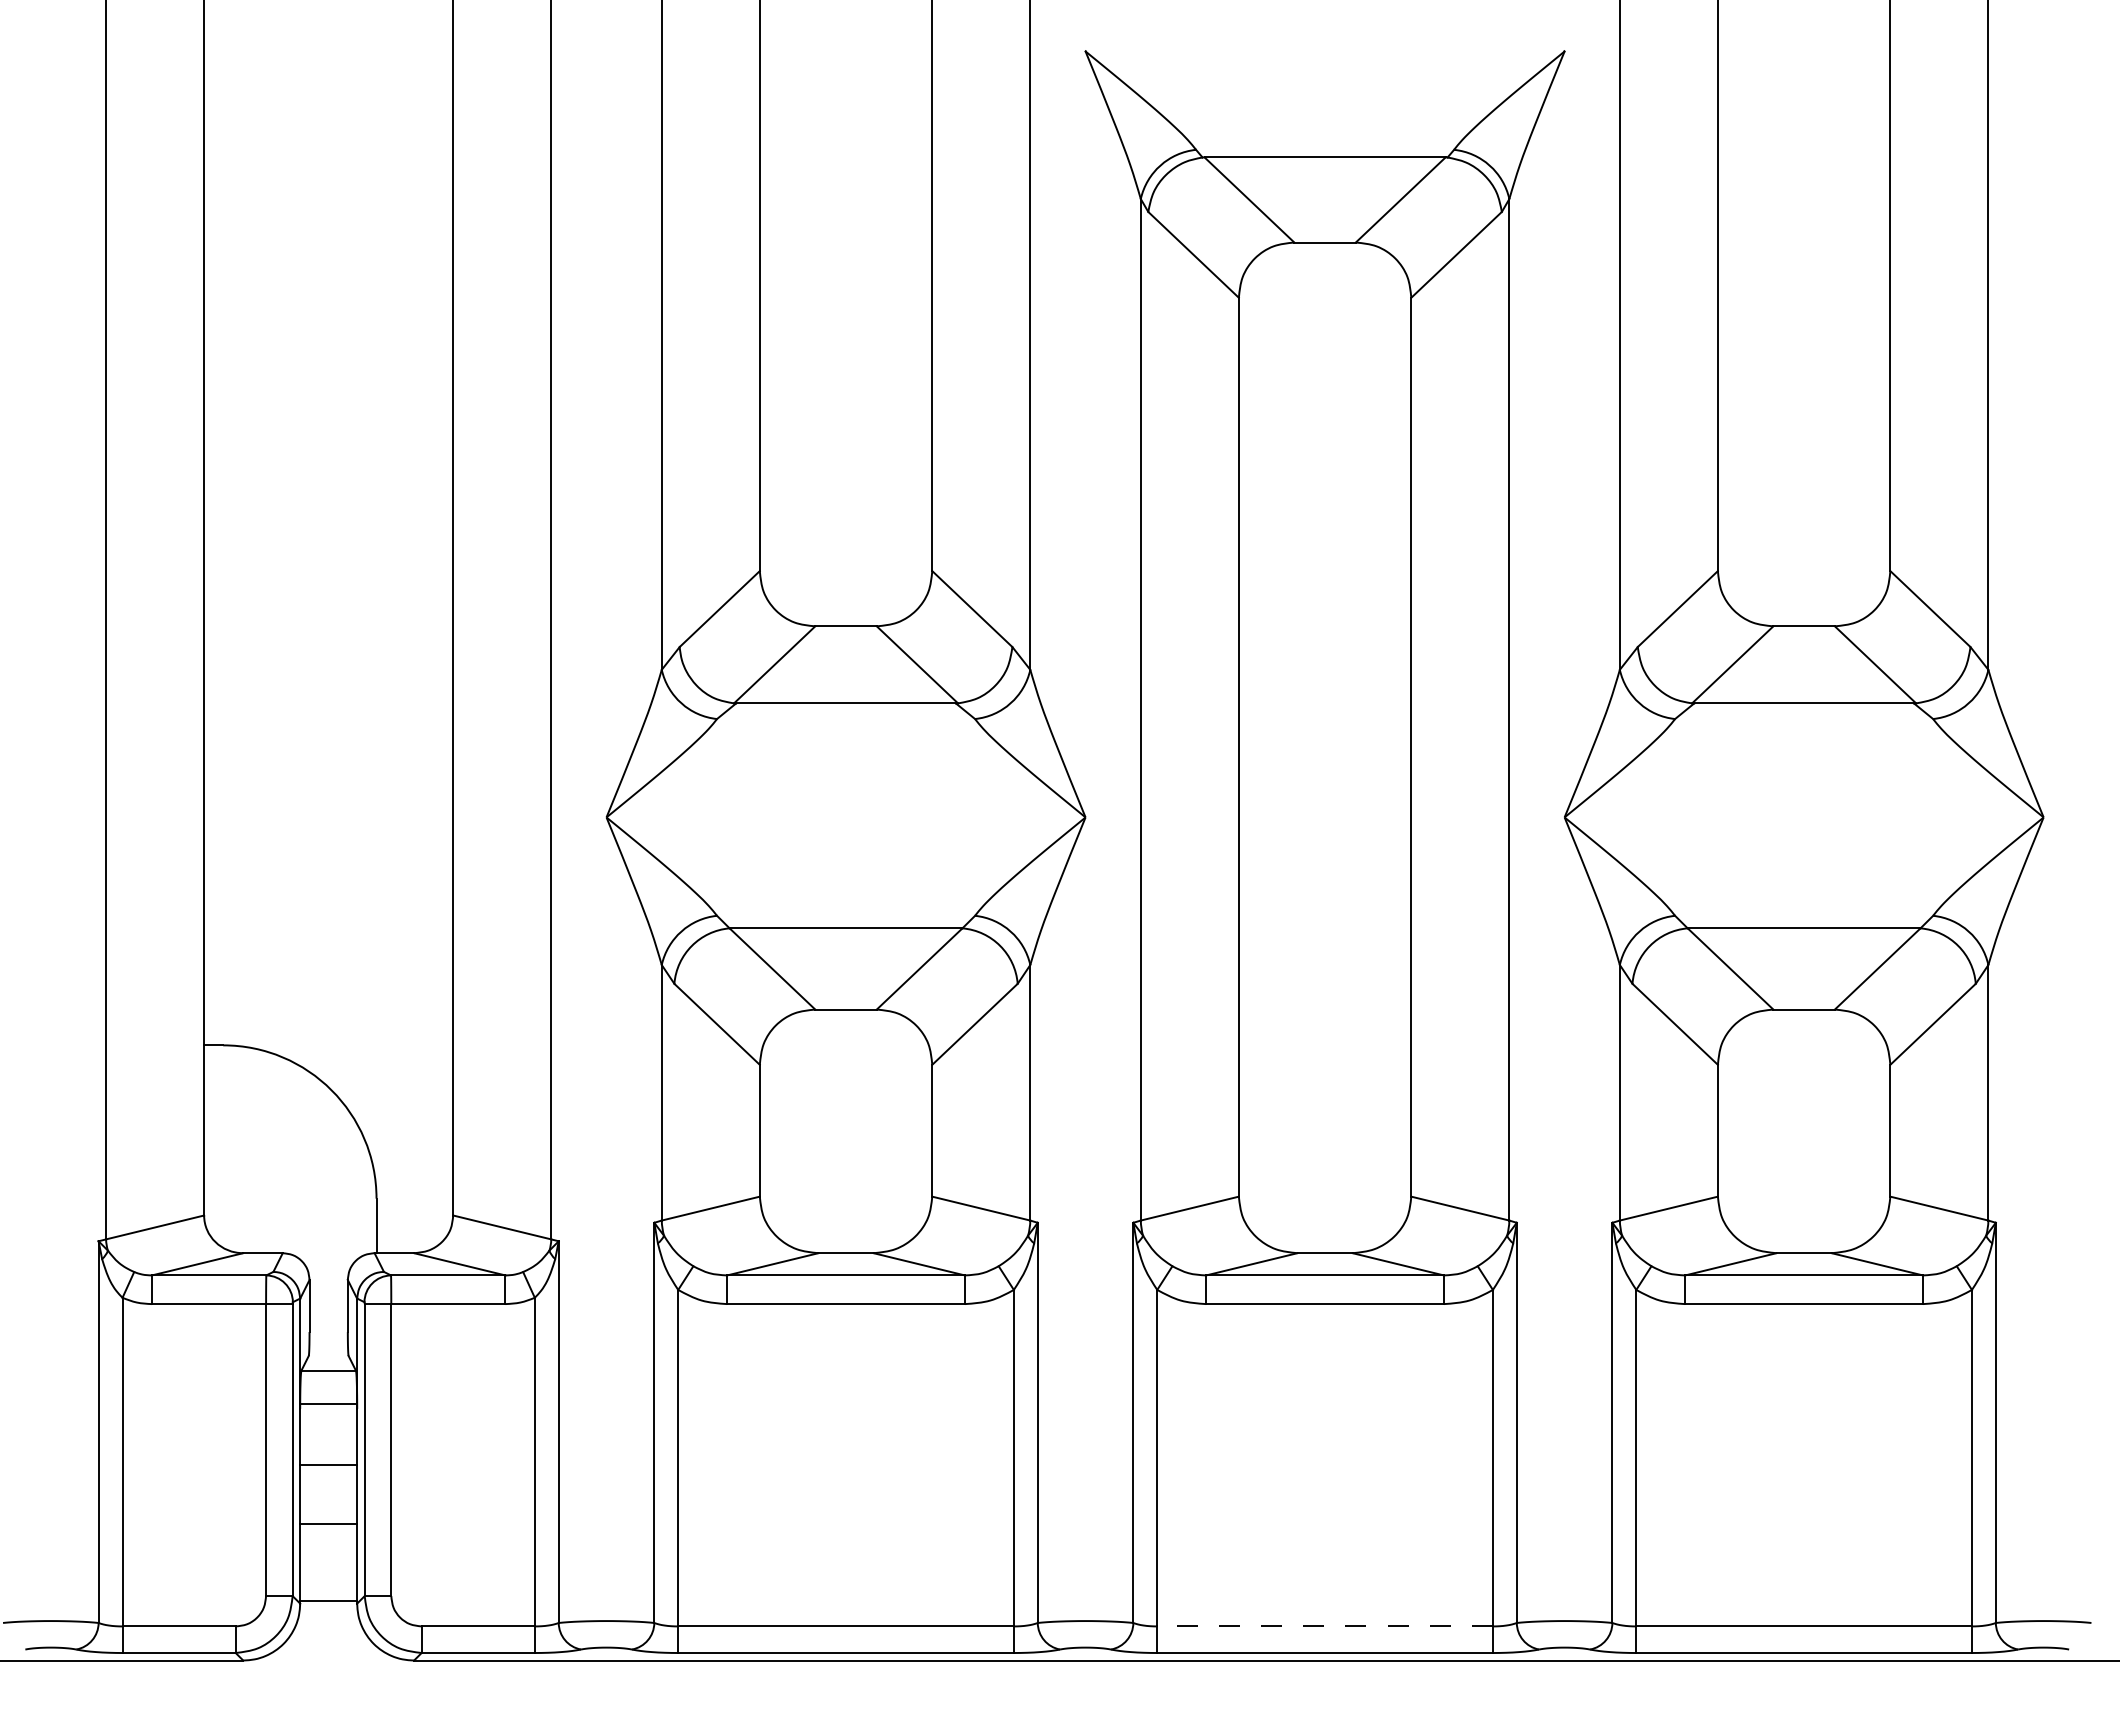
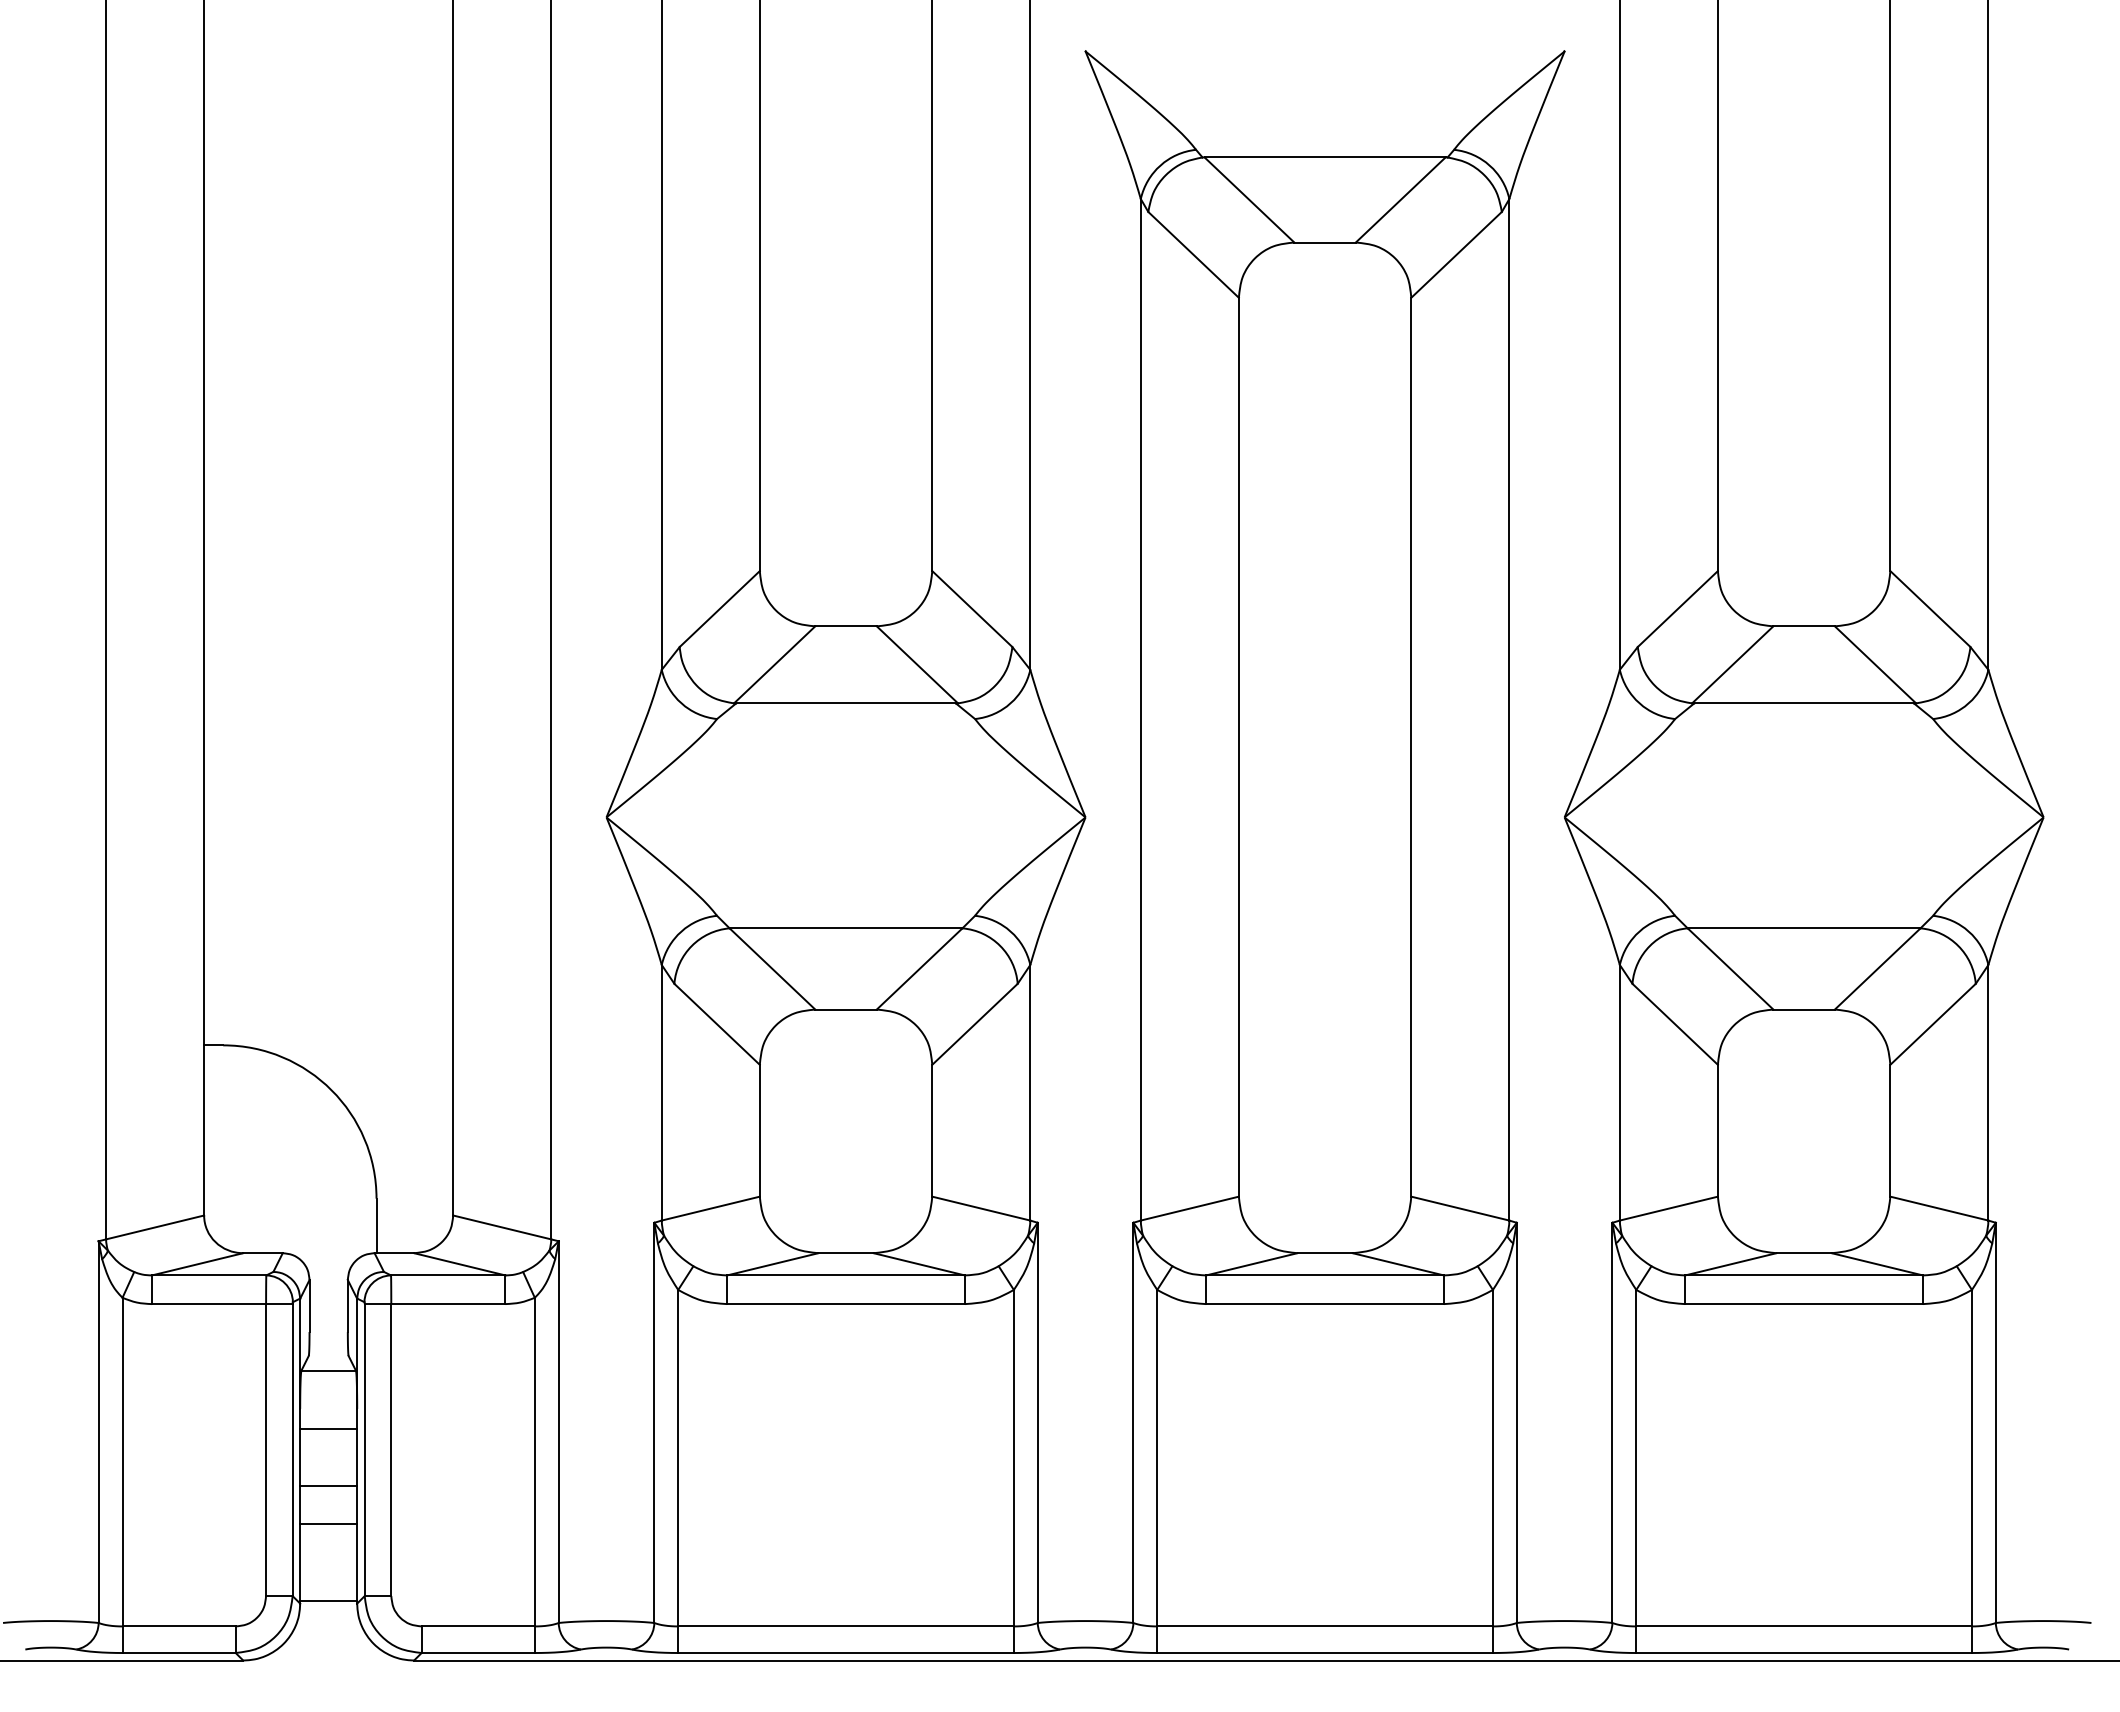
line position: (328, 1403) -> (328, 1428) (328, 1428)
line position: (328, 1465) -> (328, 1486) (328, 1486)
line: dashed -> solid (1325, 1626)
